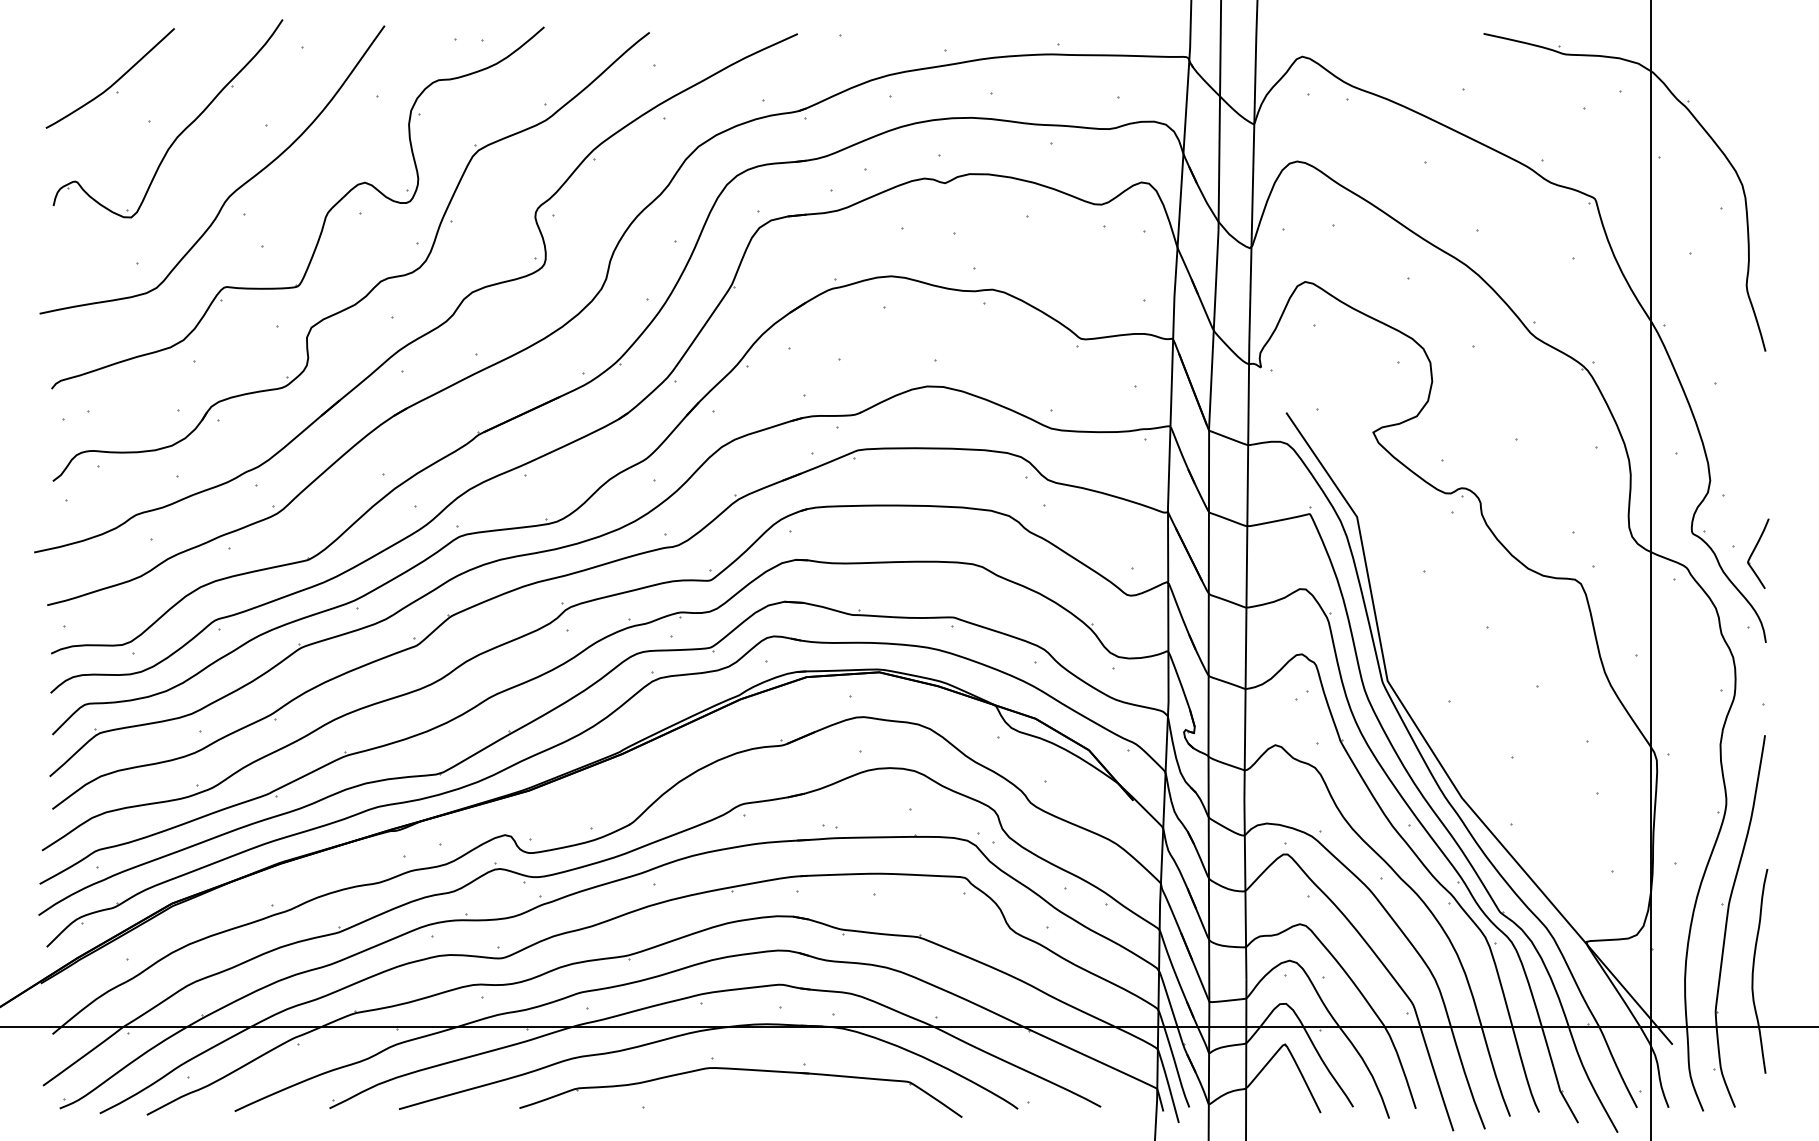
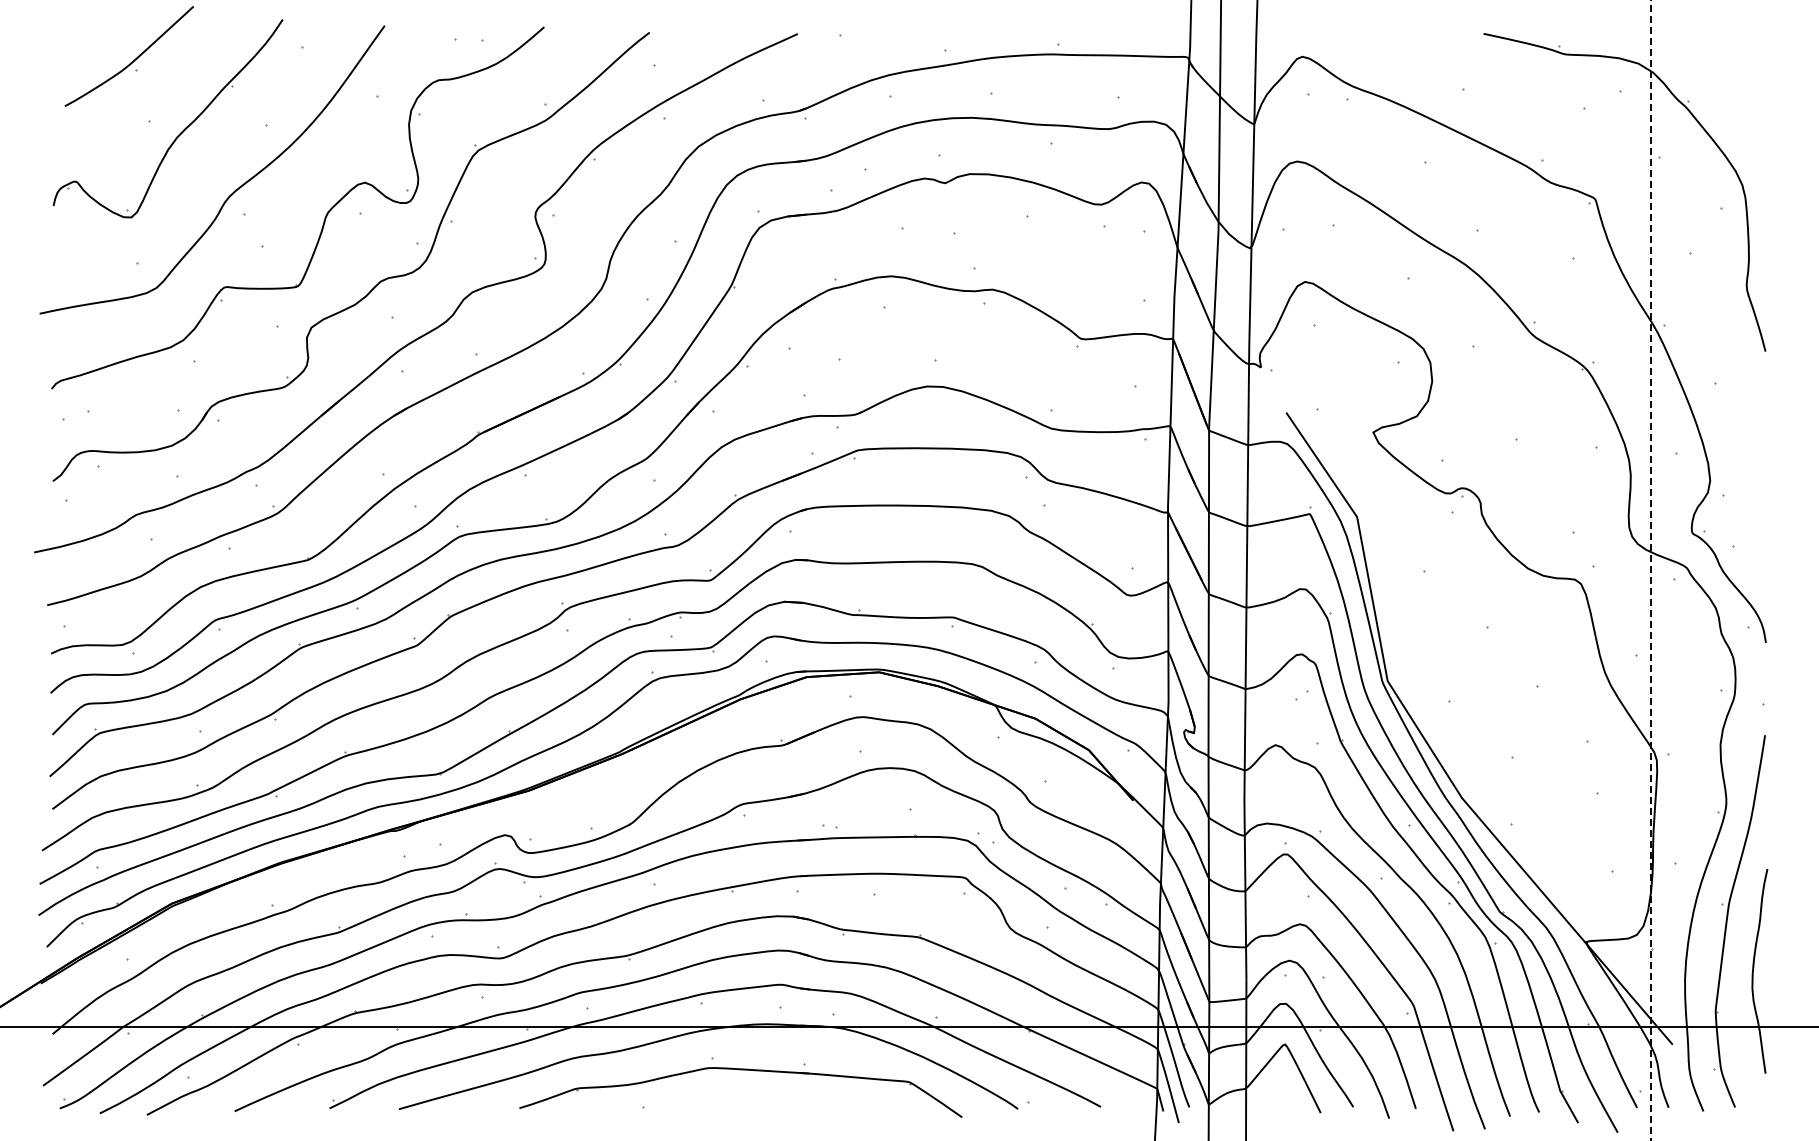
part position: (109, 78) -> (128, 56) (128, 56)
part: present -> none (1758, 553)
line: solid -> dashed (1650, 571)
